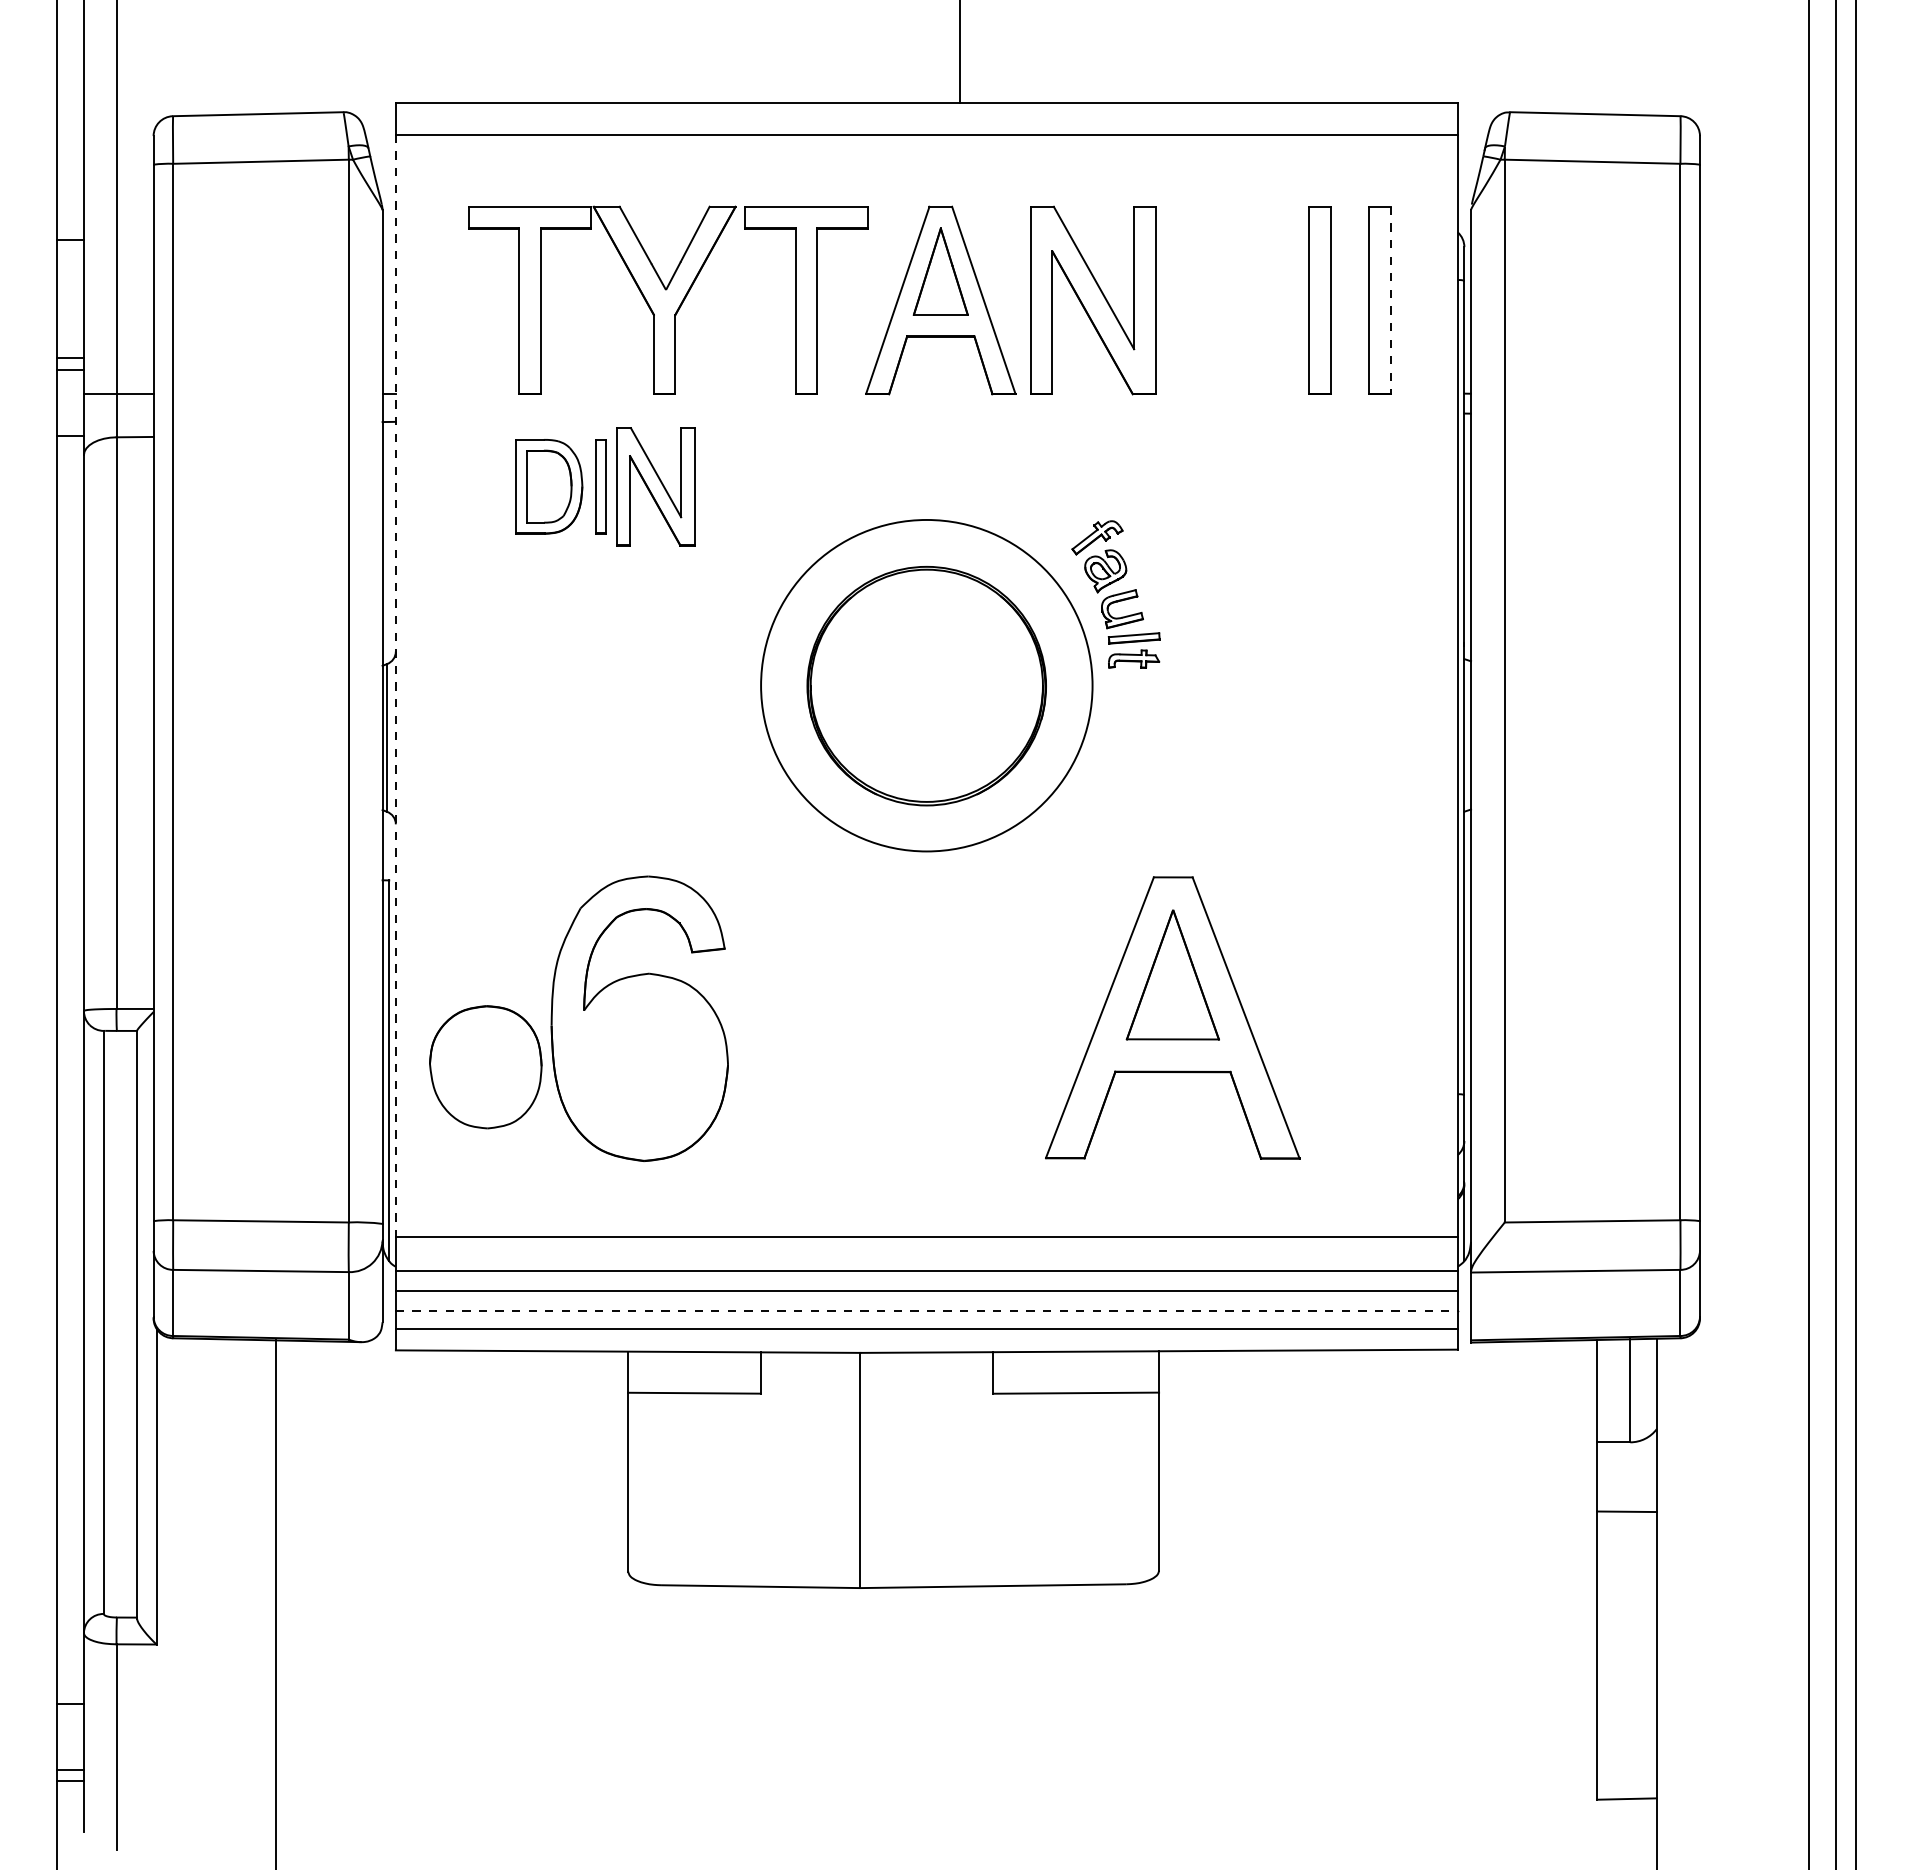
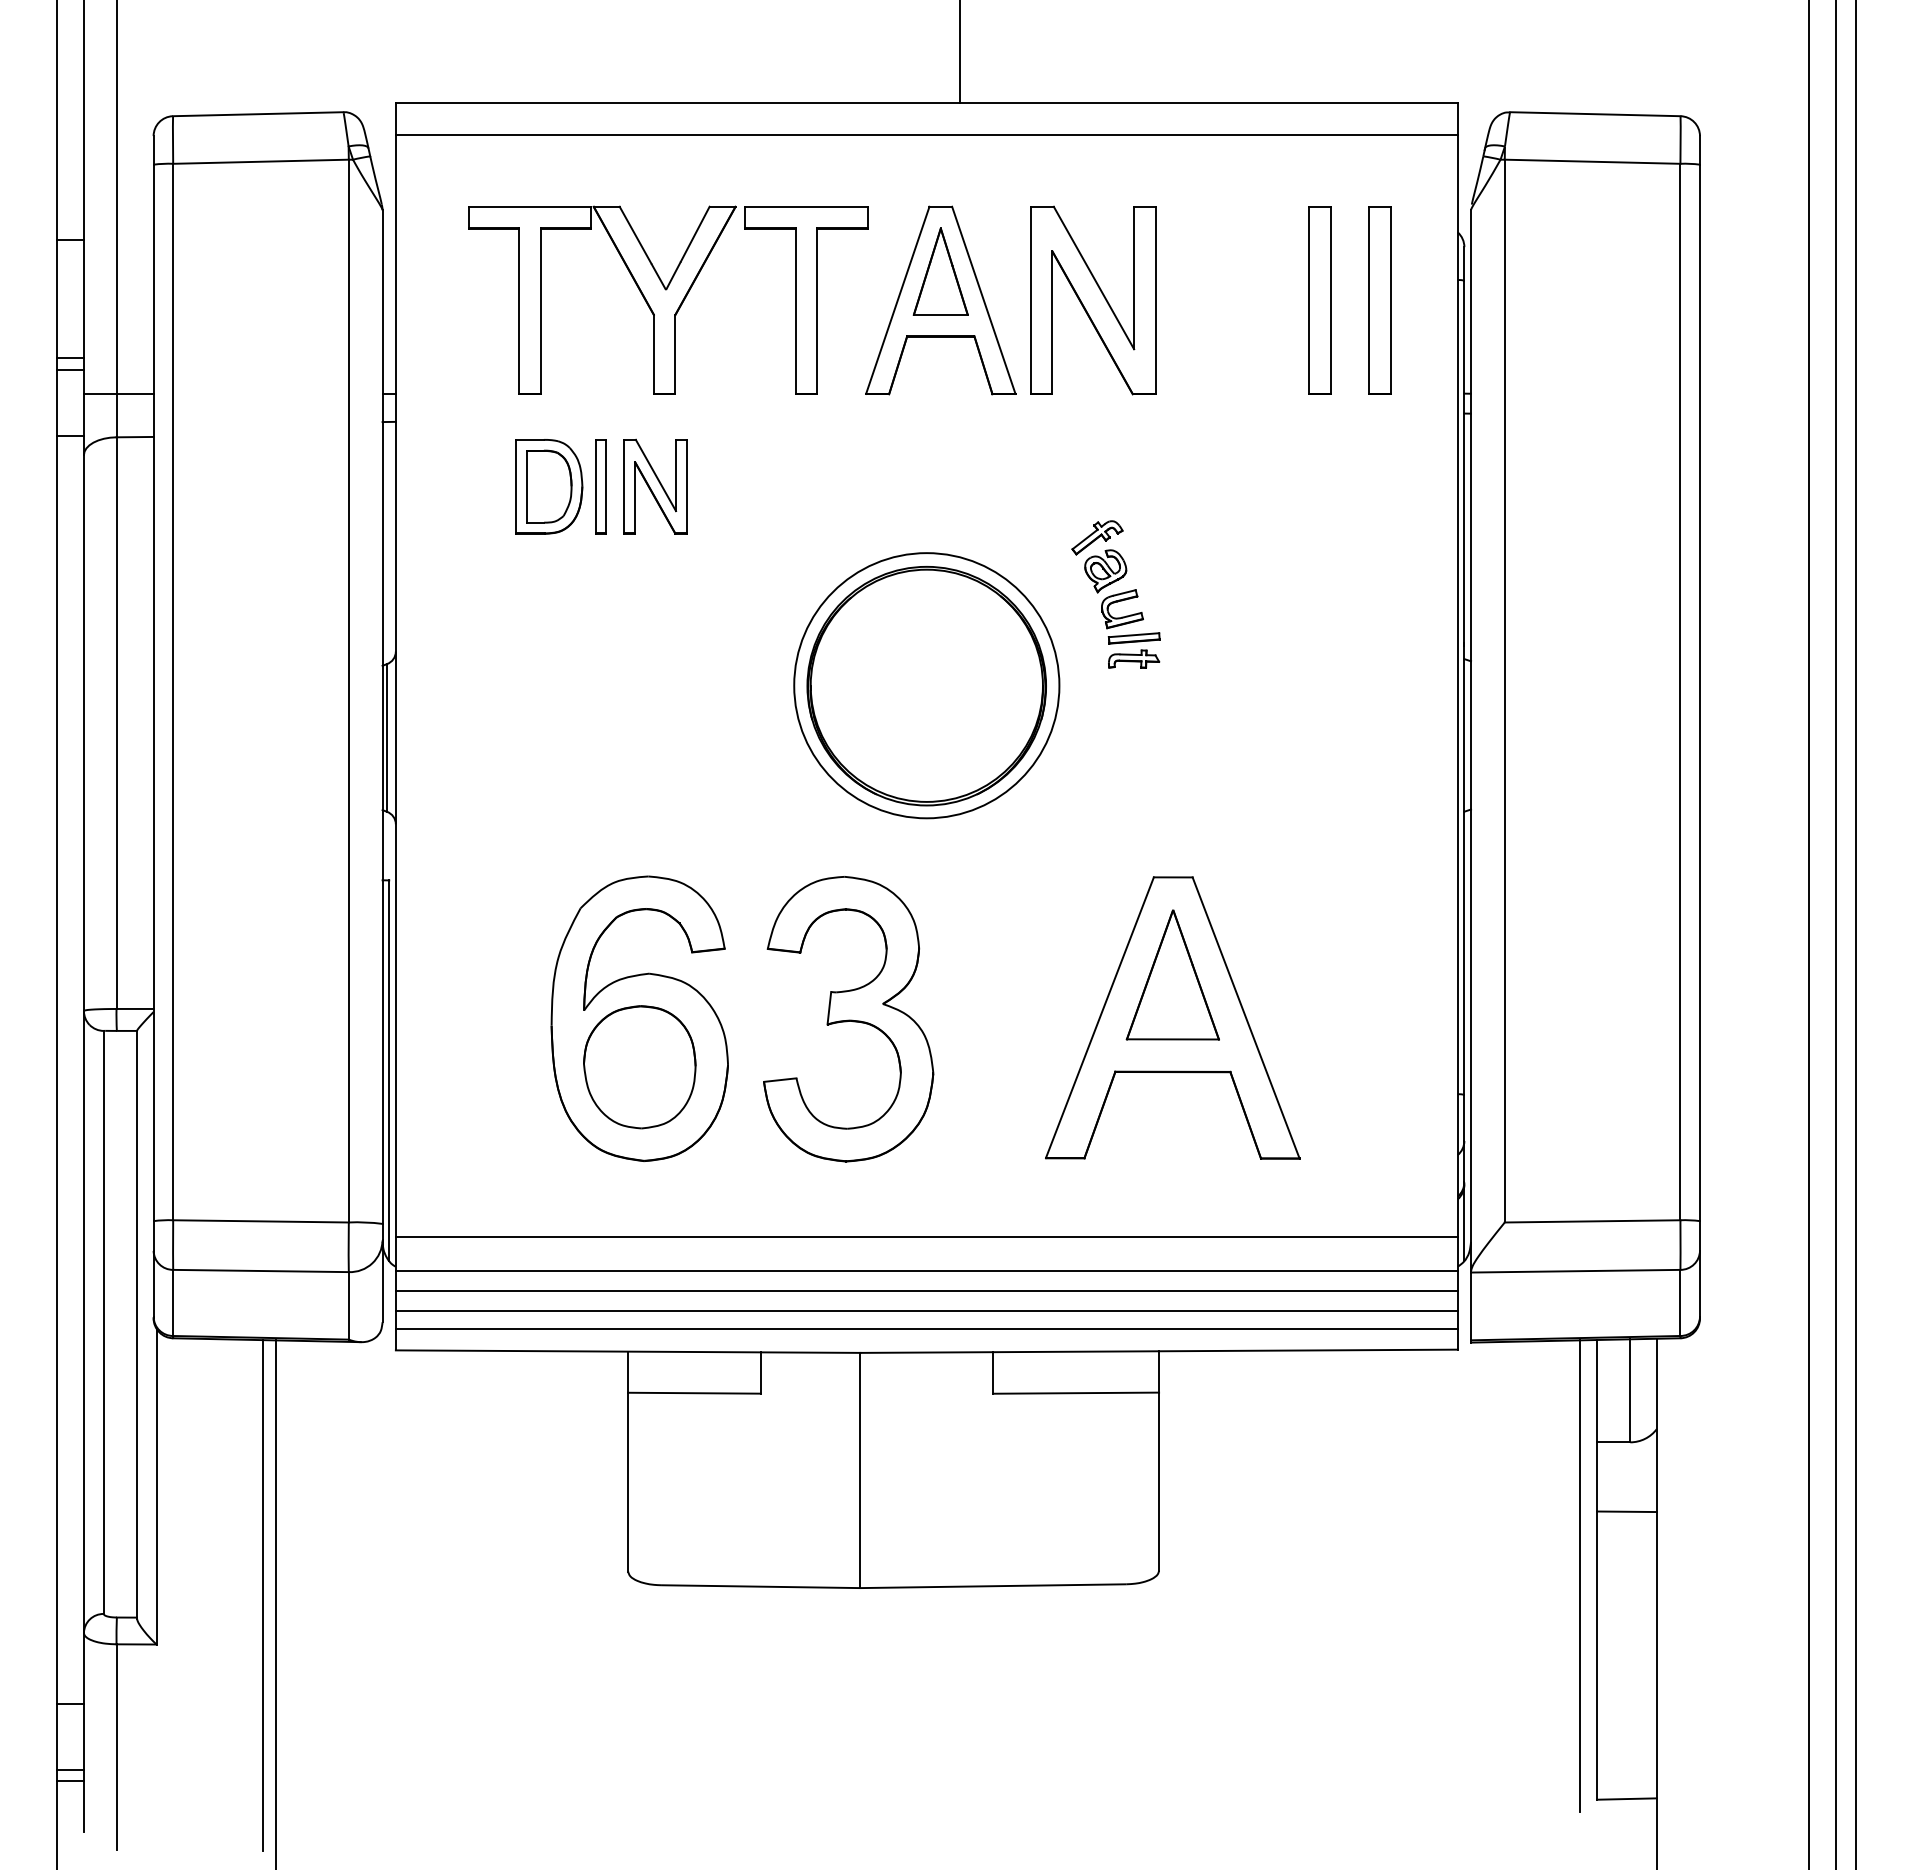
line: dashed -> solid (1391, 300)
part size: 80x120 px -> 65x97 px (655, 486)
line: dashed -> solid (395, 685)
circle diameter: 331 px -> 265 px (926, 685)
part: none -> present (848, 1019)
part position: (485, 1067) -> (639, 1067) (639, 1067)
line: dashed -> solid (926, 1310)
line: none -> present (1579, 1575)
line: none -> present (263, 1595)
